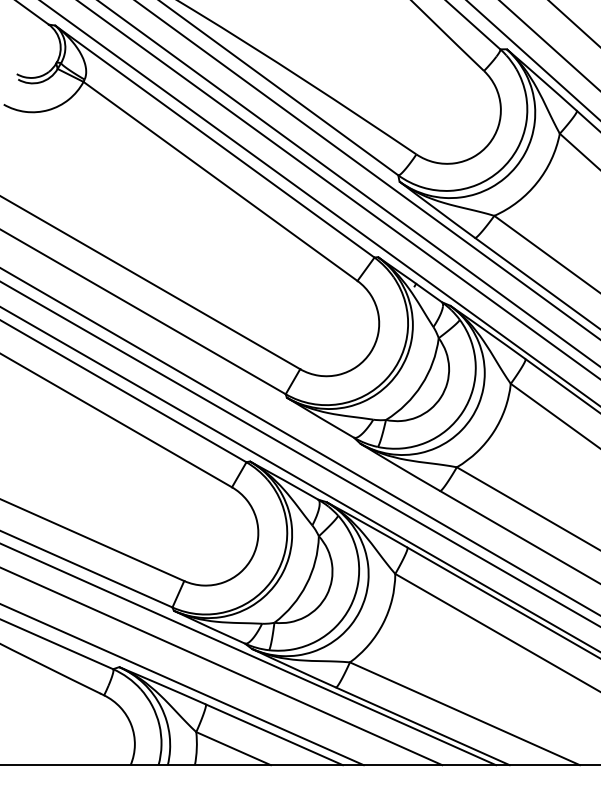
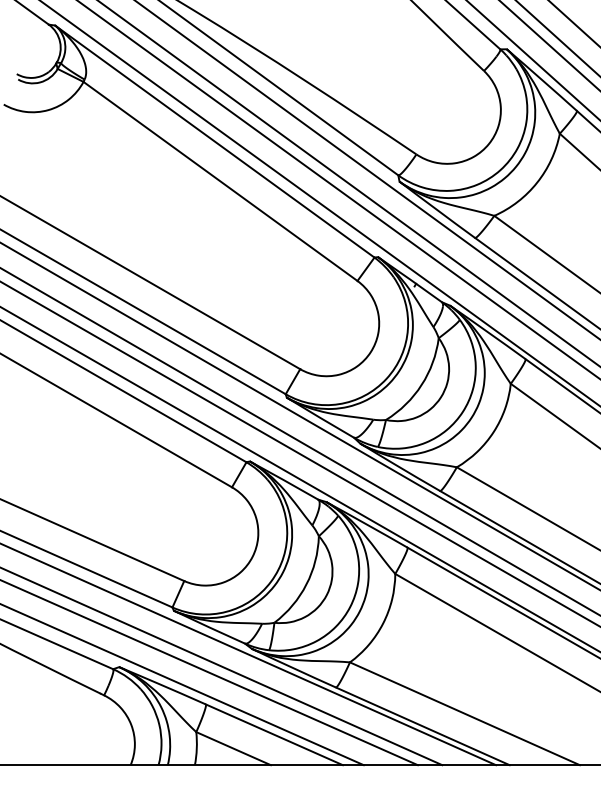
line: none -> present (557, 38)
line: none -> present (299, 416)
line: none -> present (209, 673)
